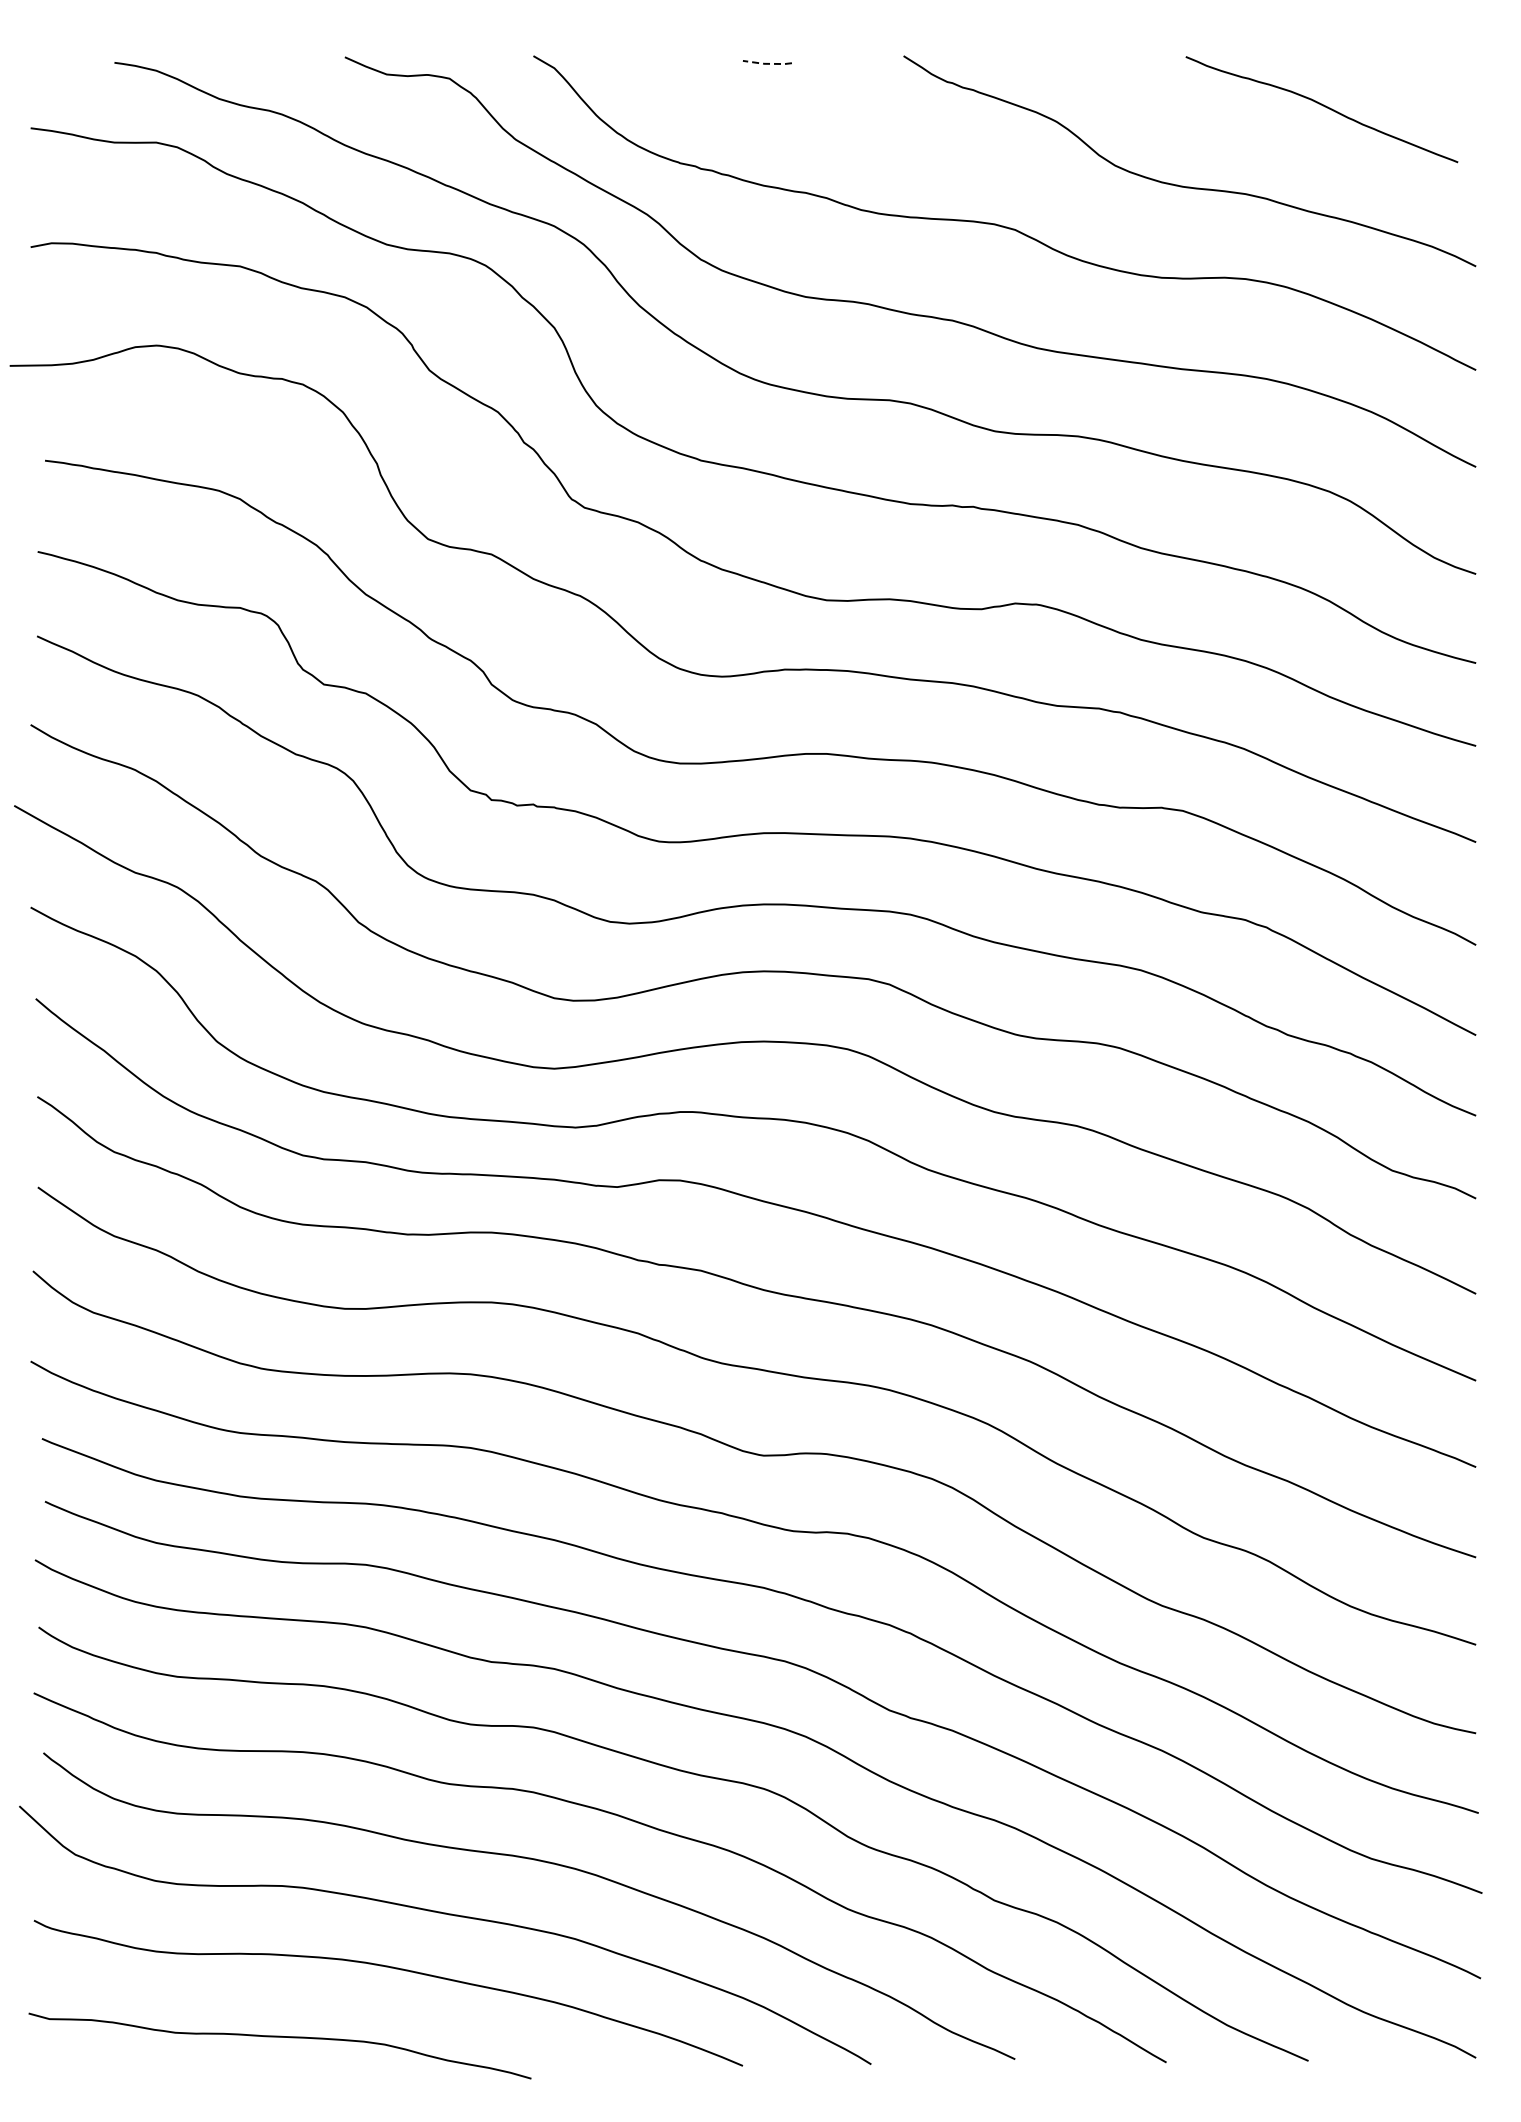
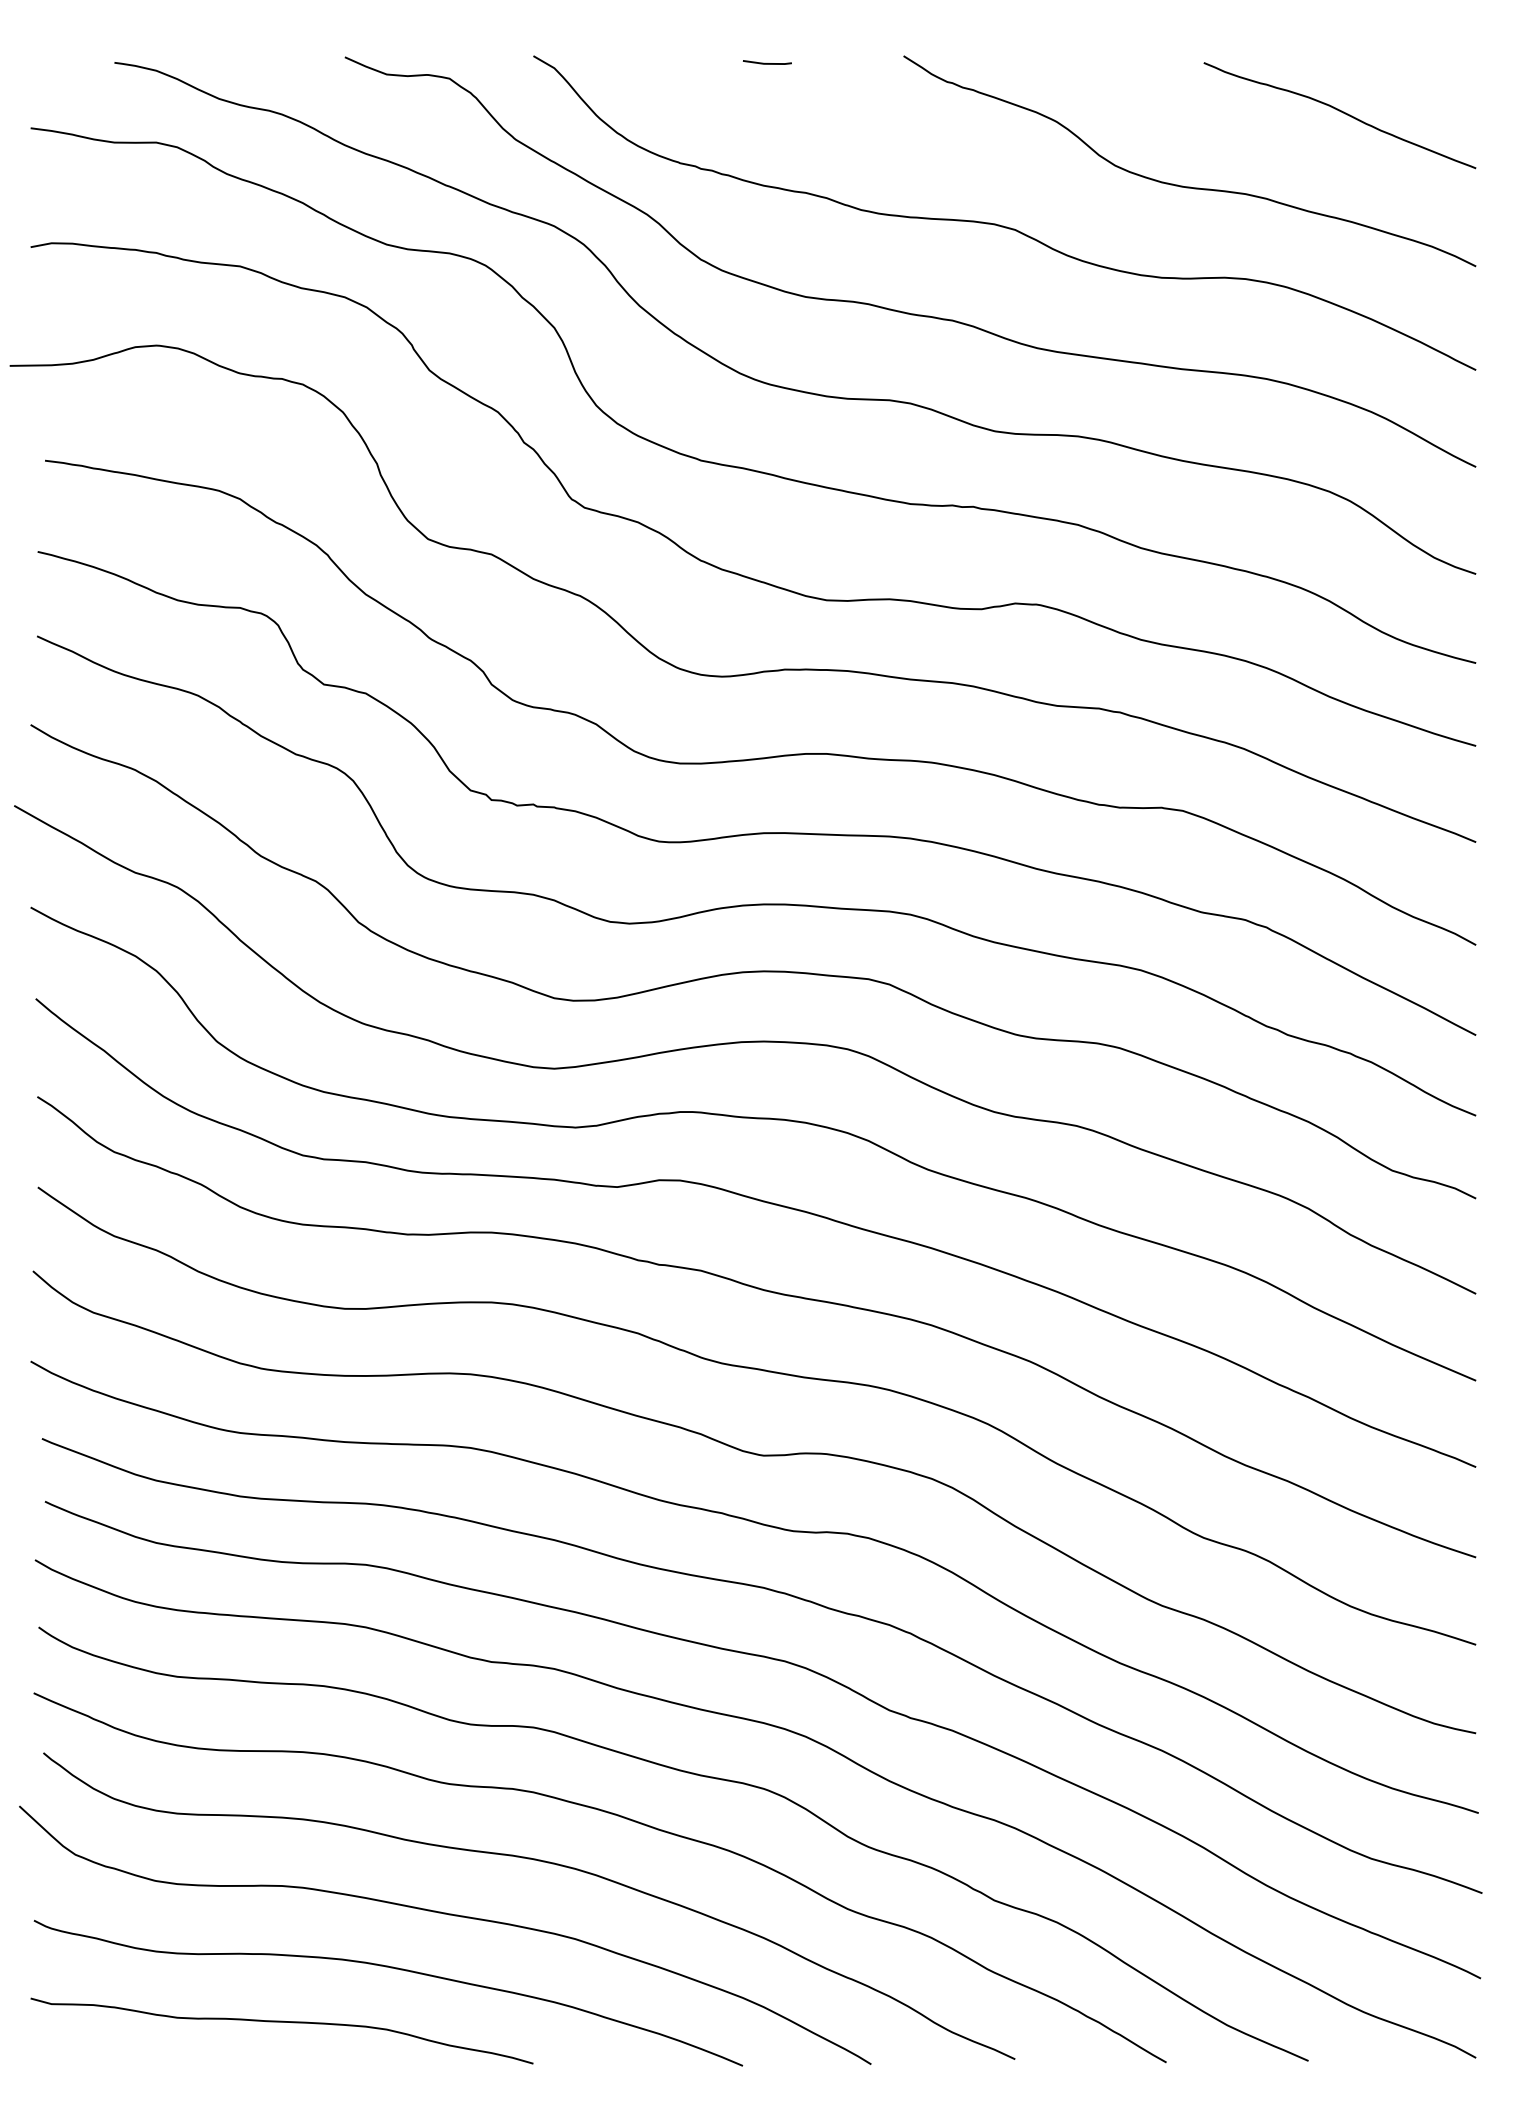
line: dashed -> solid (766, 63)
curve position: (1323, 106) -> (1341, 112) (1341, 112)
curve position: (279, 2037) -> (281, 2022) (281, 2022)
